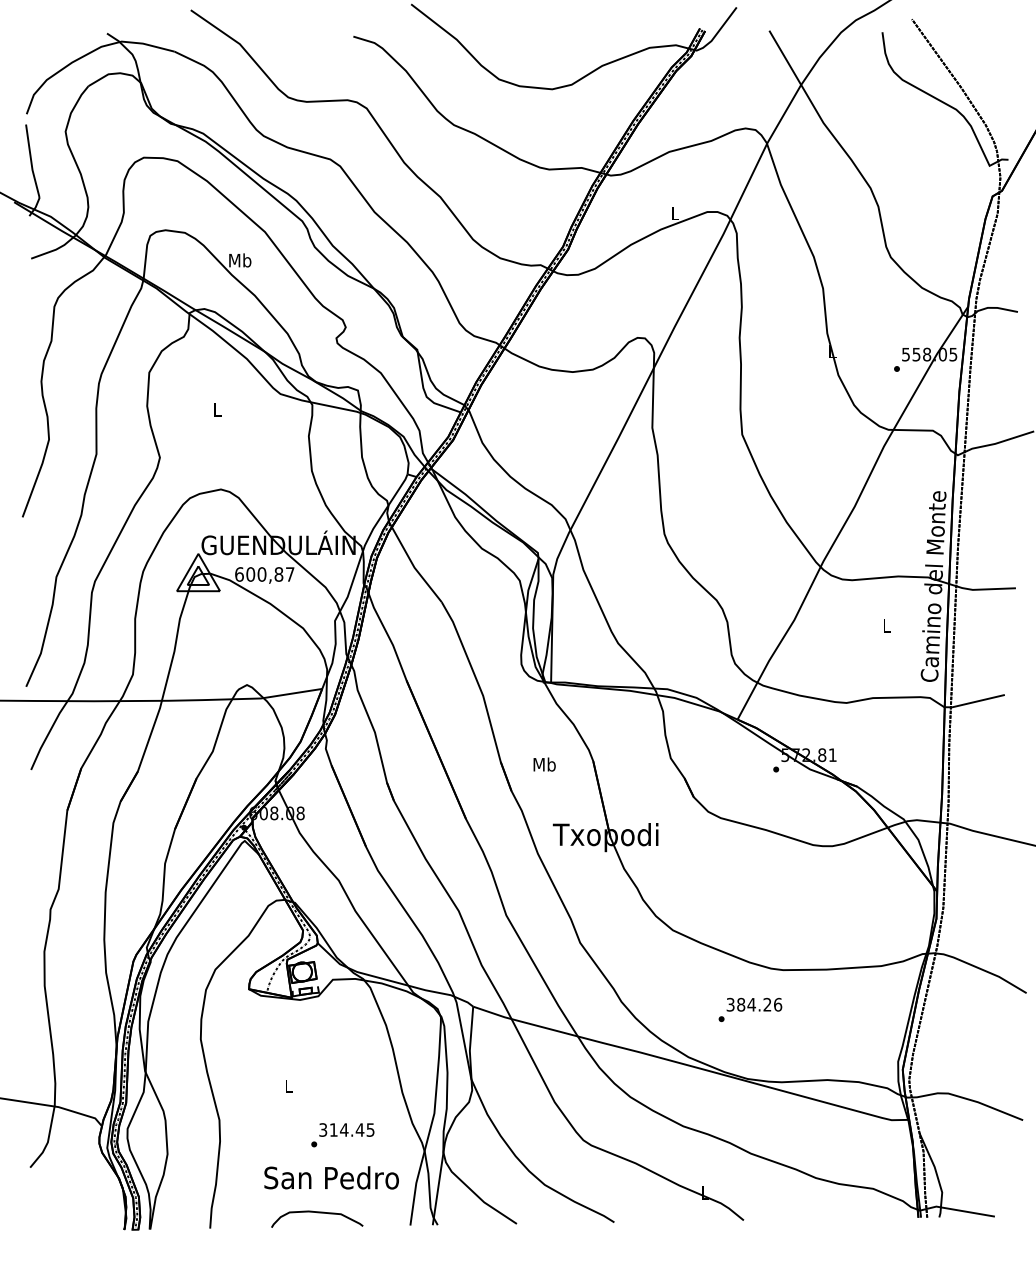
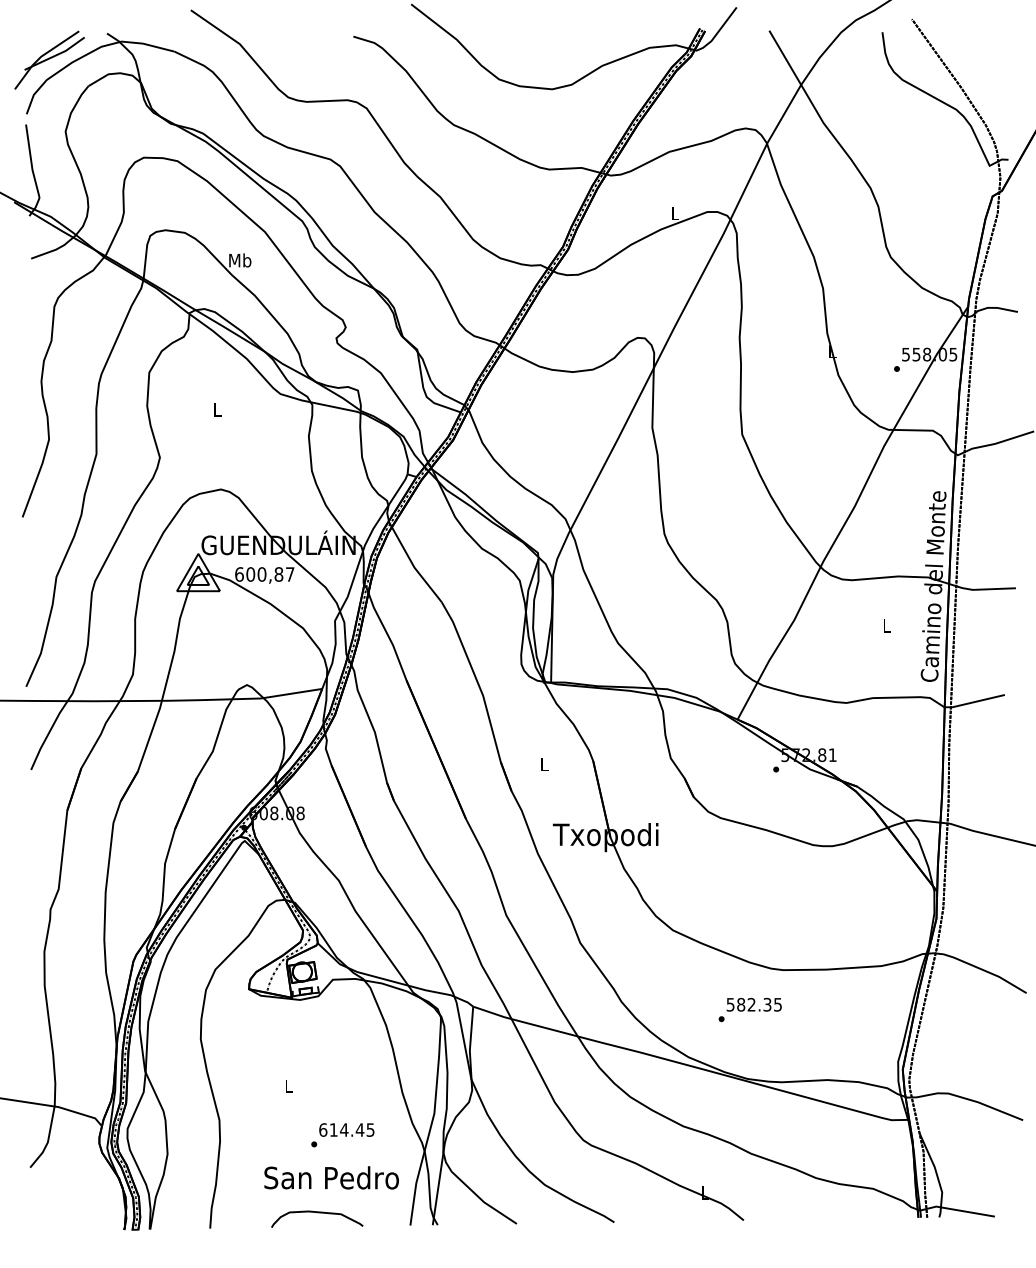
part: none -> present (49, 59)
text: Mb -> L (544, 764)
text: 384.26 -> 582.35 (754, 1004)
text: 314.45 -> 614.45 (323, 1129)
